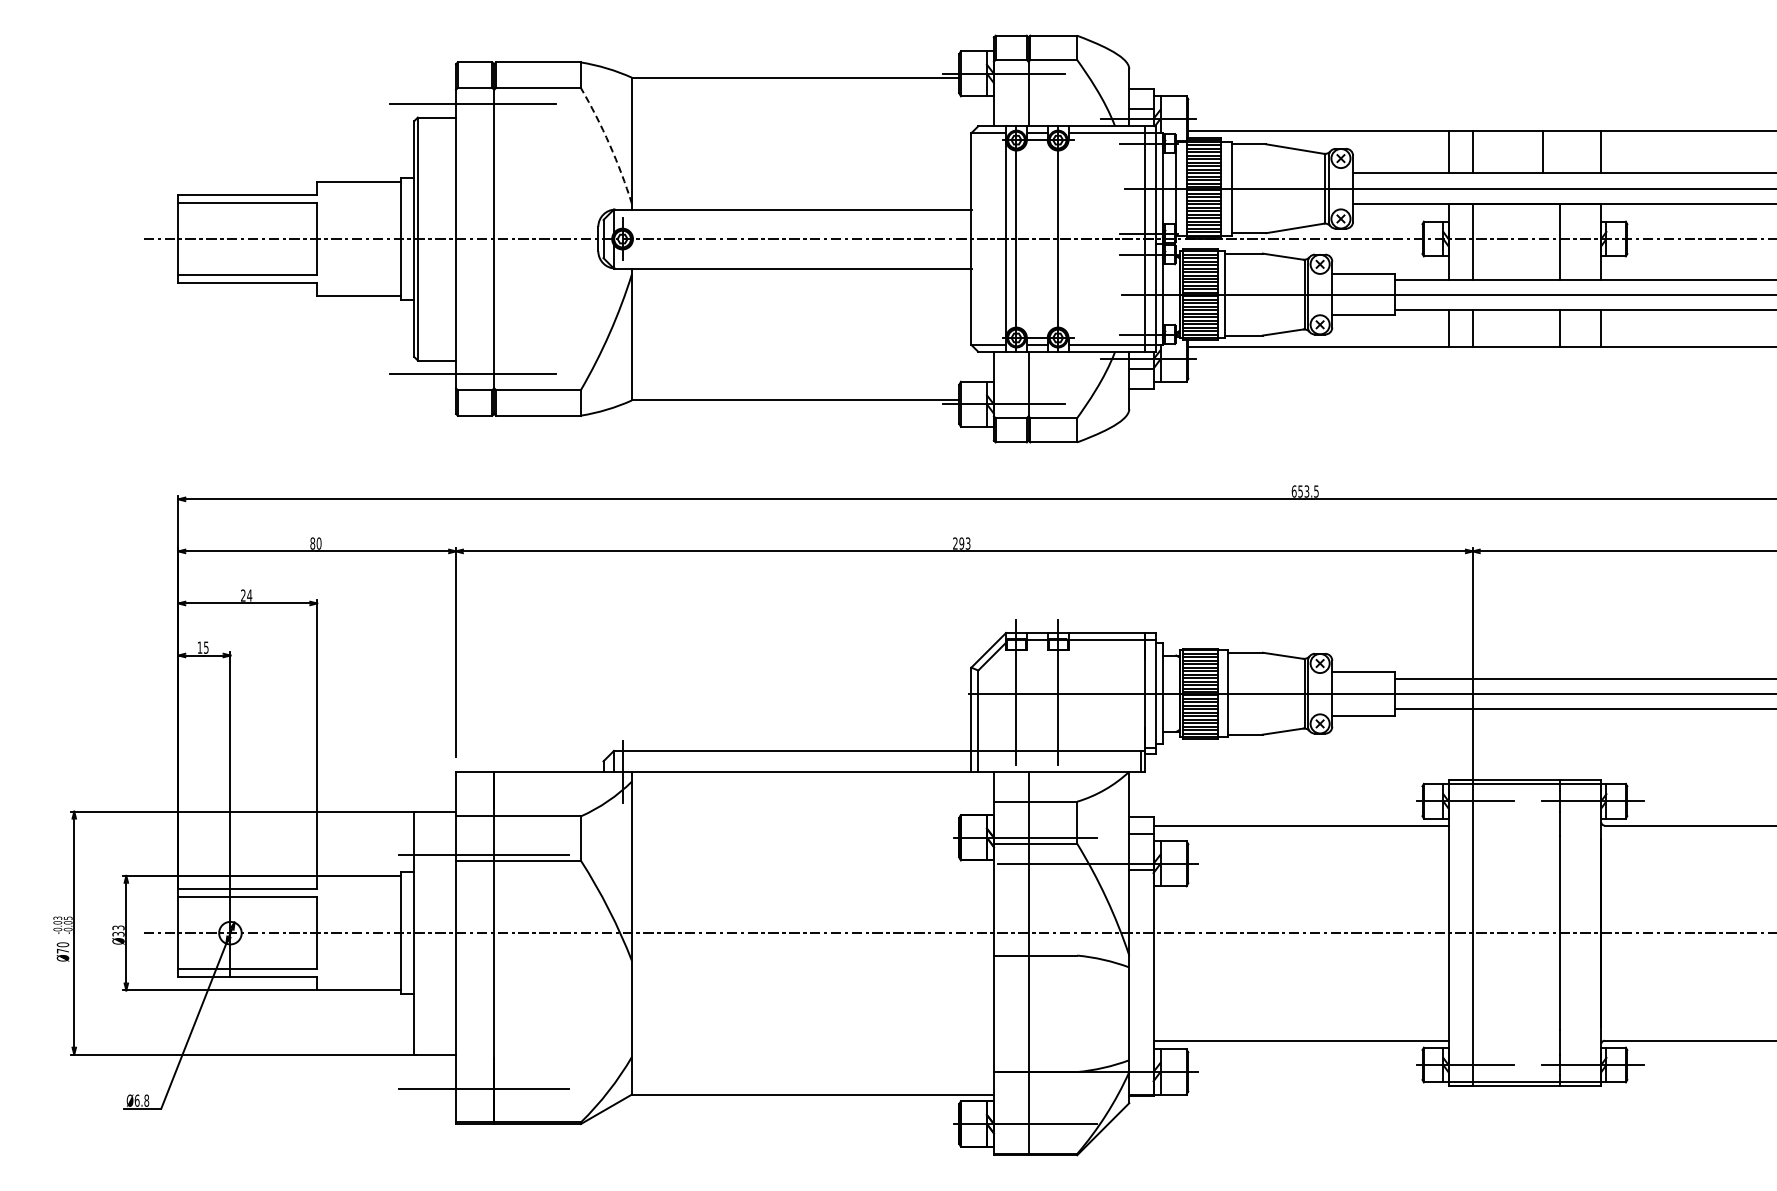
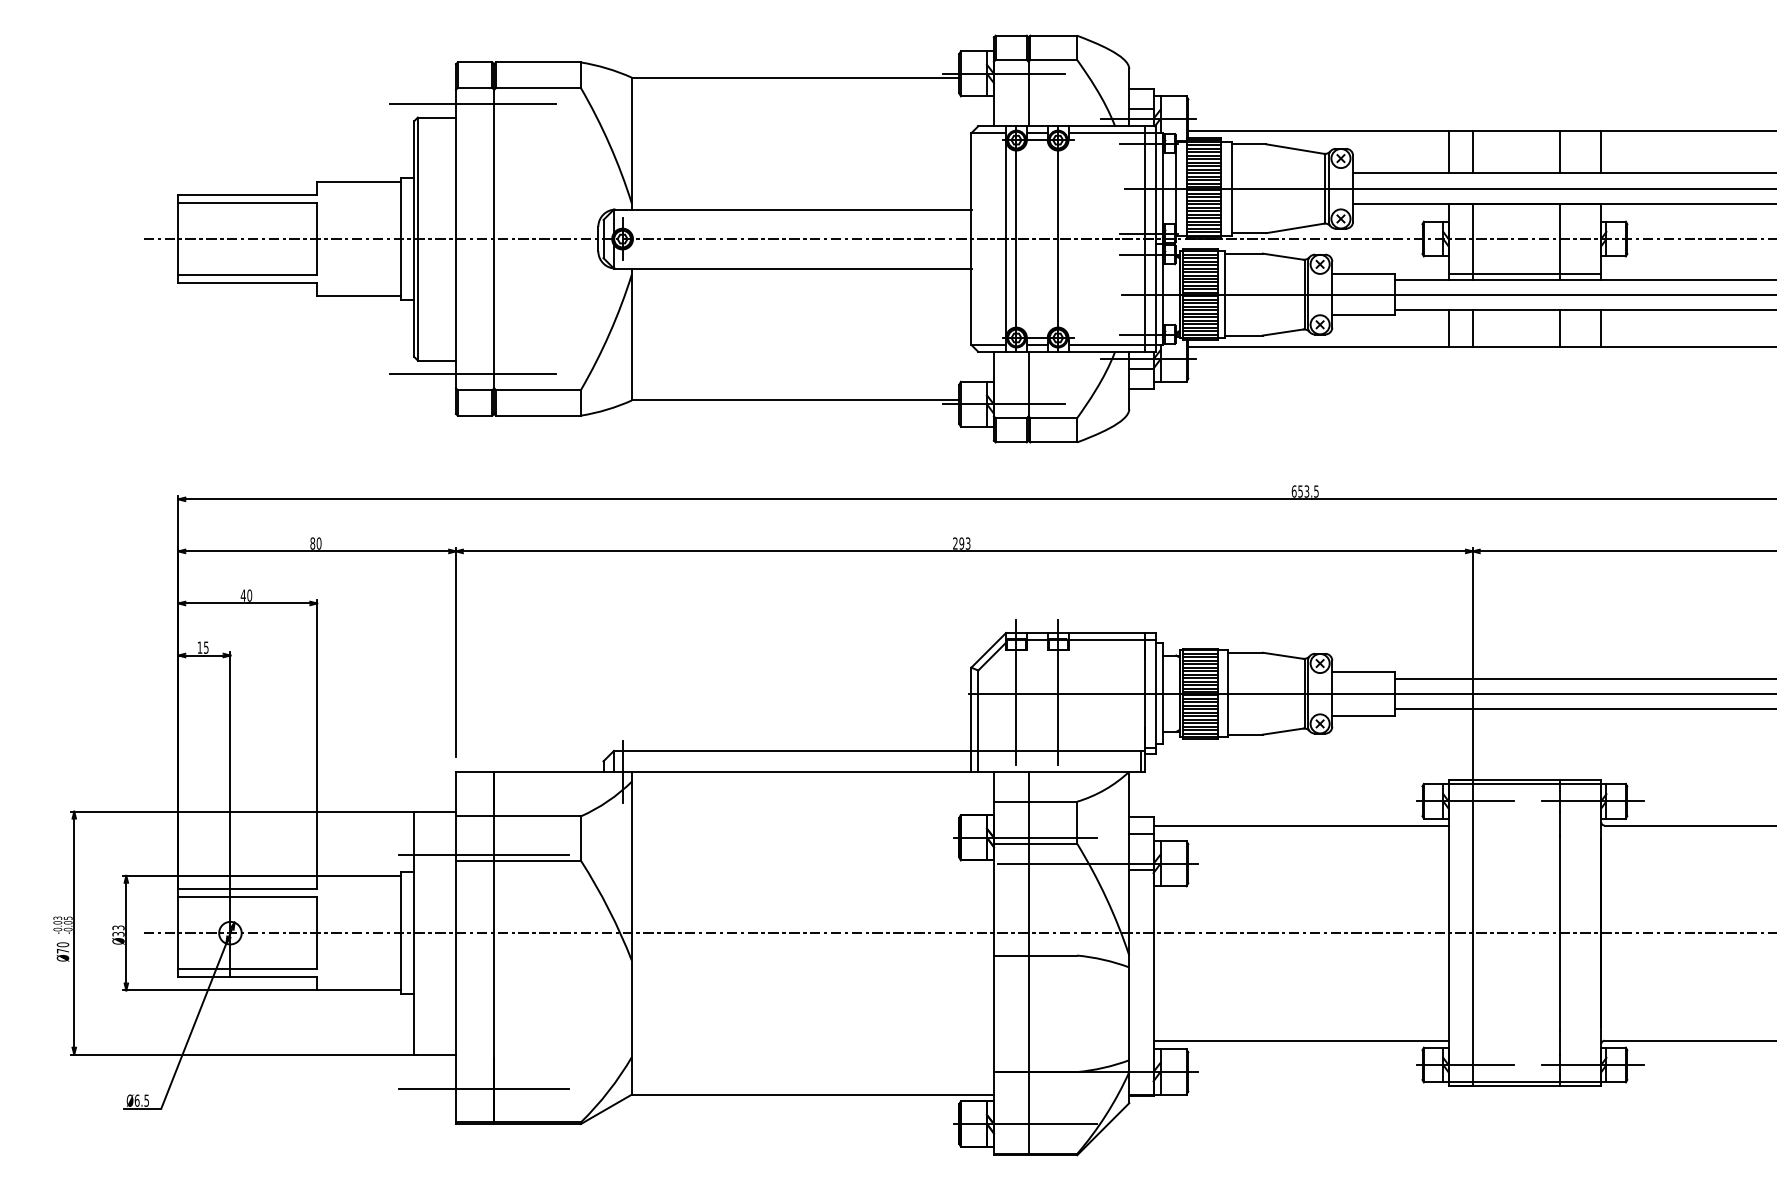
arc: dashed -> solid (609, 144)
line position: (1542, 152) -> (1559, 152) (1559, 152)
line: none -> present (1524, 273)
text: 24 -> 40 (246, 595)
text: Ø6.8 -> Ø6.5 (146, 1100)
